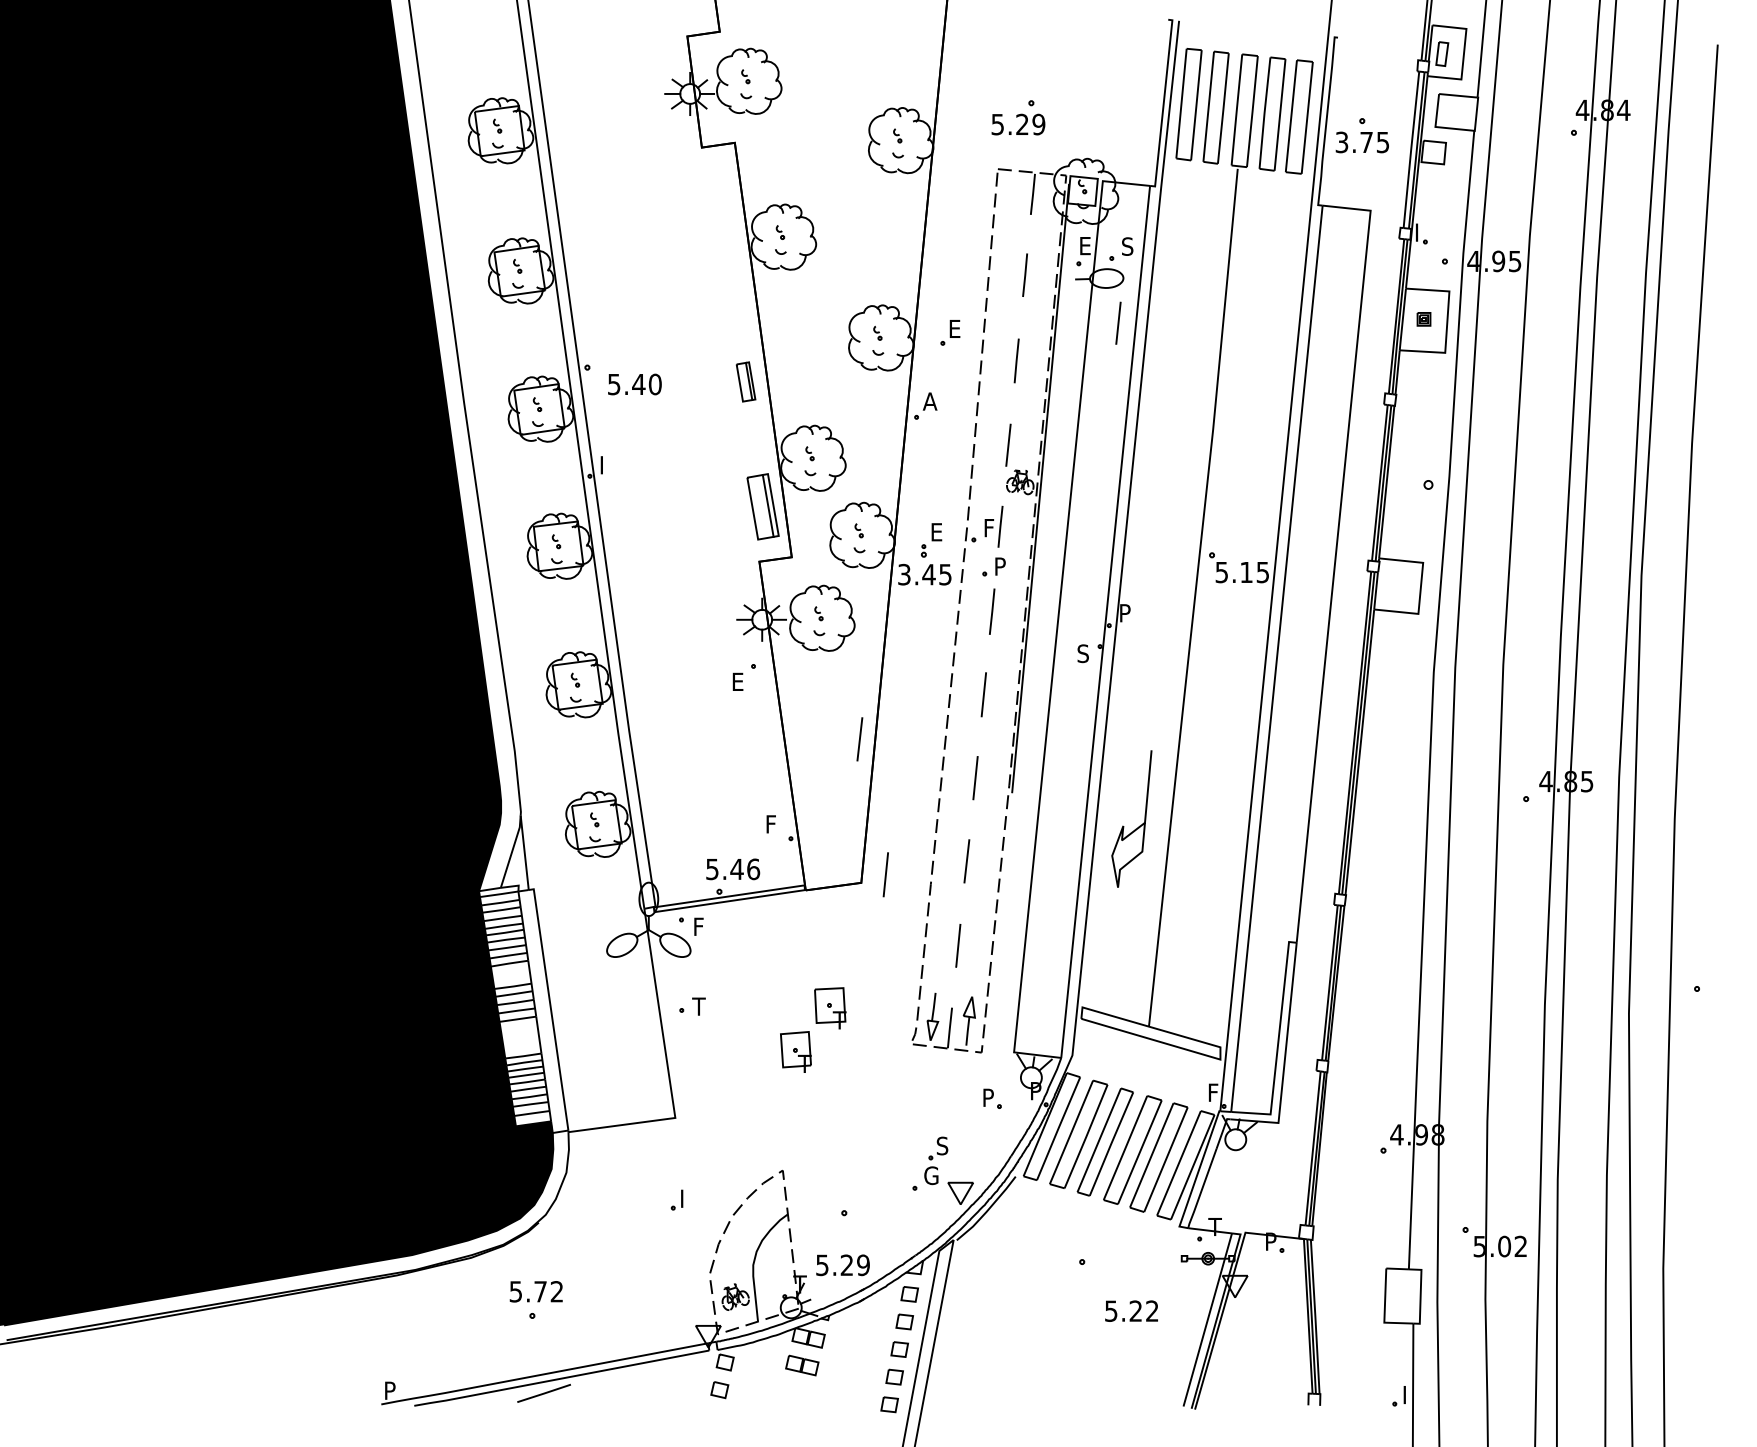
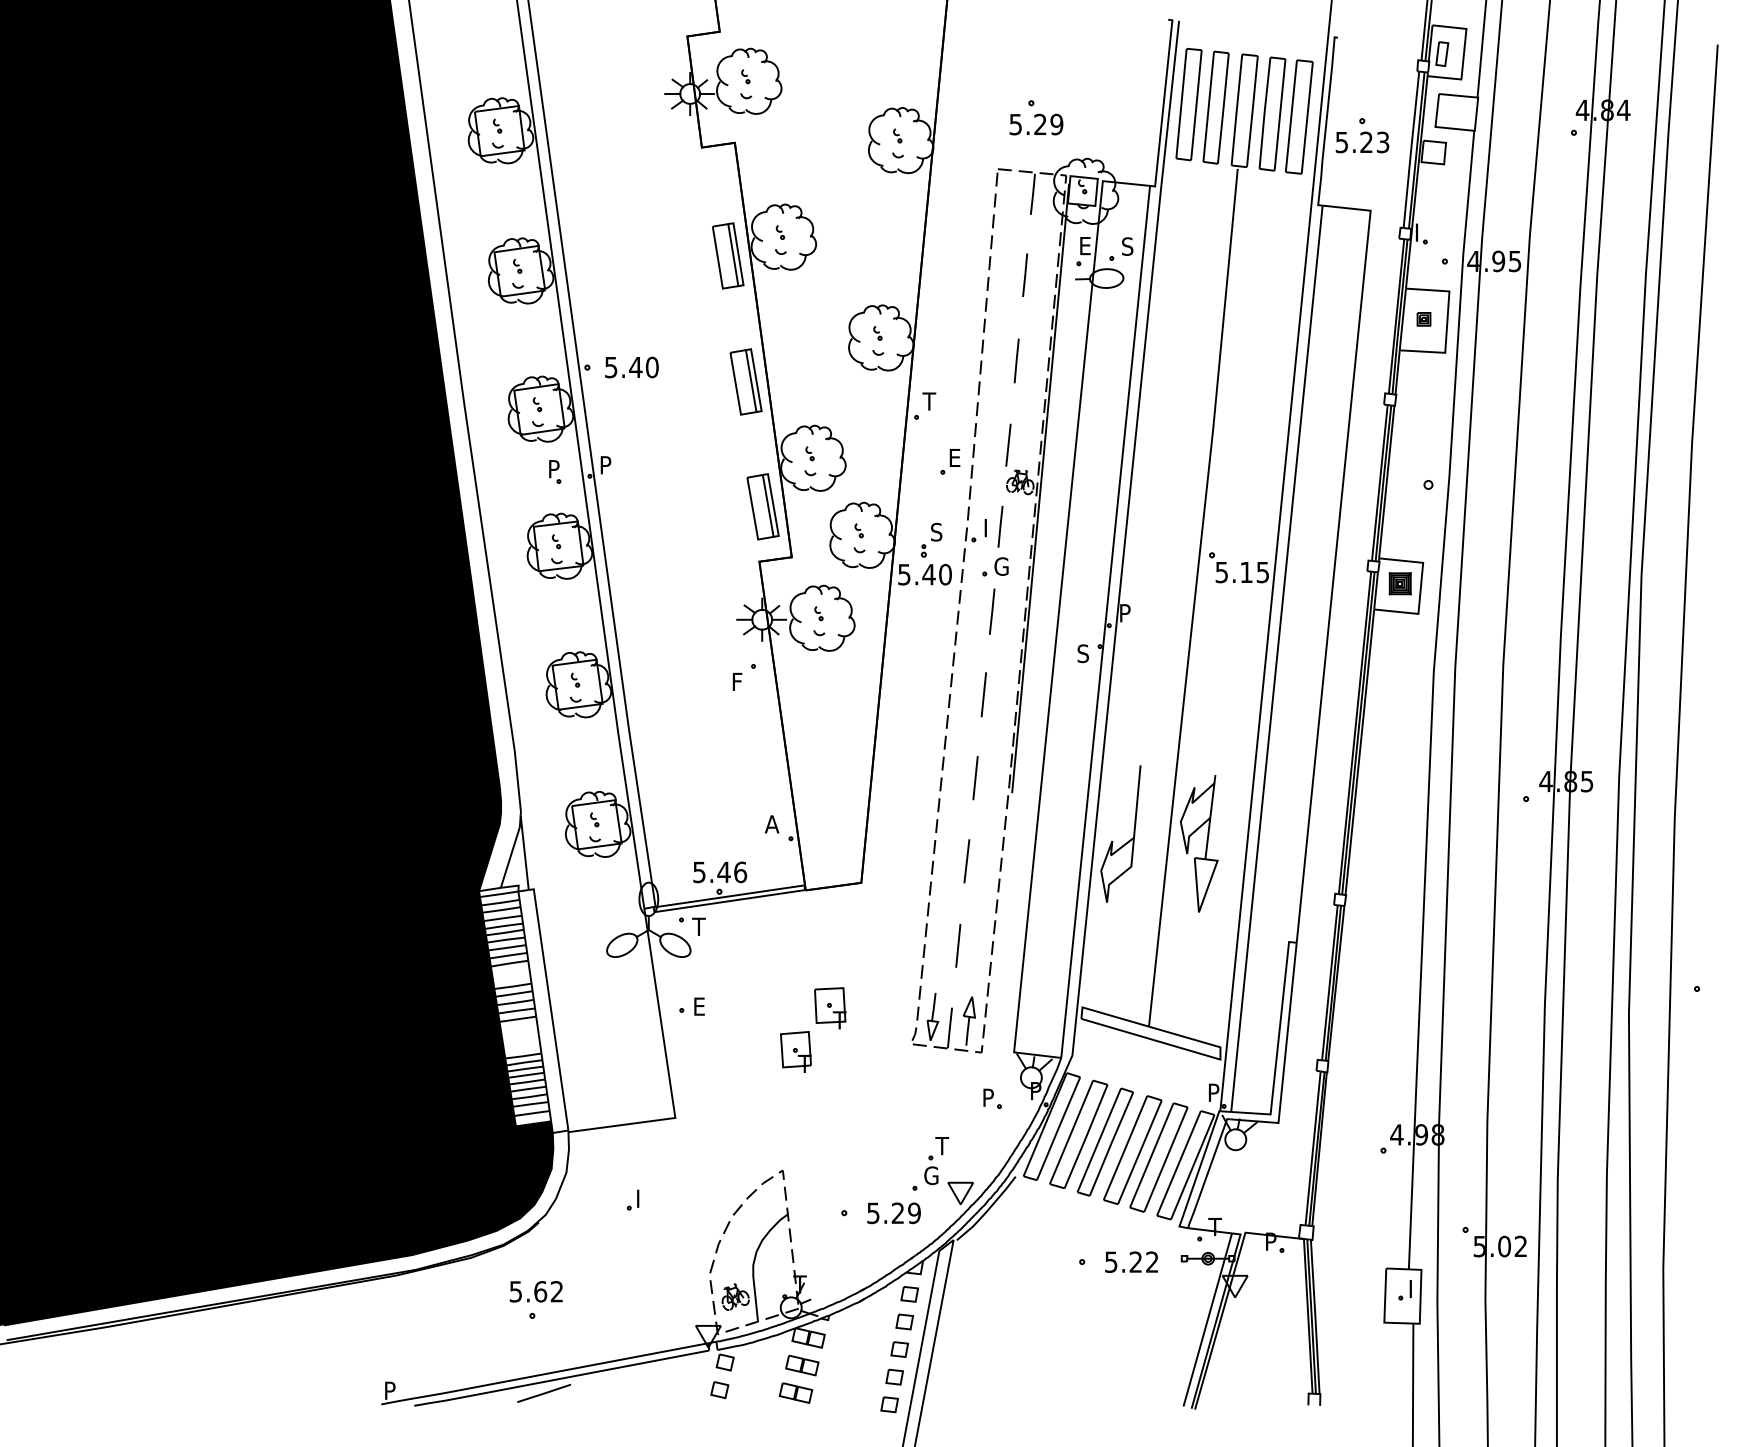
text position: (1018, 124) -> (1036, 124) (1036, 124)
text: 3.75 -> 5.23 (1362, 141)
part: none -> present (728, 255)
line: present -> none (1118, 322)
part position: (950, 332) -> (950, 461) (950, 461)
part size: 22x42 px -> 34x68 px (745, 381)
text position: (634, 384) -> (631, 367) (631, 367)
text: A -> T (929, 401)
text: I -> P (607, 461)
part: none -> present (555, 471)
text: F -> I (990, 523)
text: E -> S (936, 531)
text: P -> G (1001, 566)
text: 3.45 -> 5.40 (924, 574)
part: none -> present (1399, 583)
text: E -> F (739, 681)
line: present -> none (859, 739)
text: F -> A (771, 824)
curve position: (1123, 825) -> (1112, 840) (1112, 840)
part: none -> present (1206, 843)
text position: (733, 869) -> (720, 872) (720, 872)
line: present -> none (885, 874)
text: F -> T (698, 926)
text: T -> E (698, 1006)
text: F -> P (1215, 1088)
text: S -> T (942, 1145)
part position: (676, 1199) -> (632, 1199) (632, 1199)
text position: (842, 1265) -> (893, 1213) (893, 1213)
text: 5.72 -> 5.62 (540, 1291)
text position: (1131, 1310) -> (1131, 1261) (1131, 1261)
part: none -> present (795, 1392)
part position: (1398, 1396) -> (1404, 1290) (1404, 1290)
